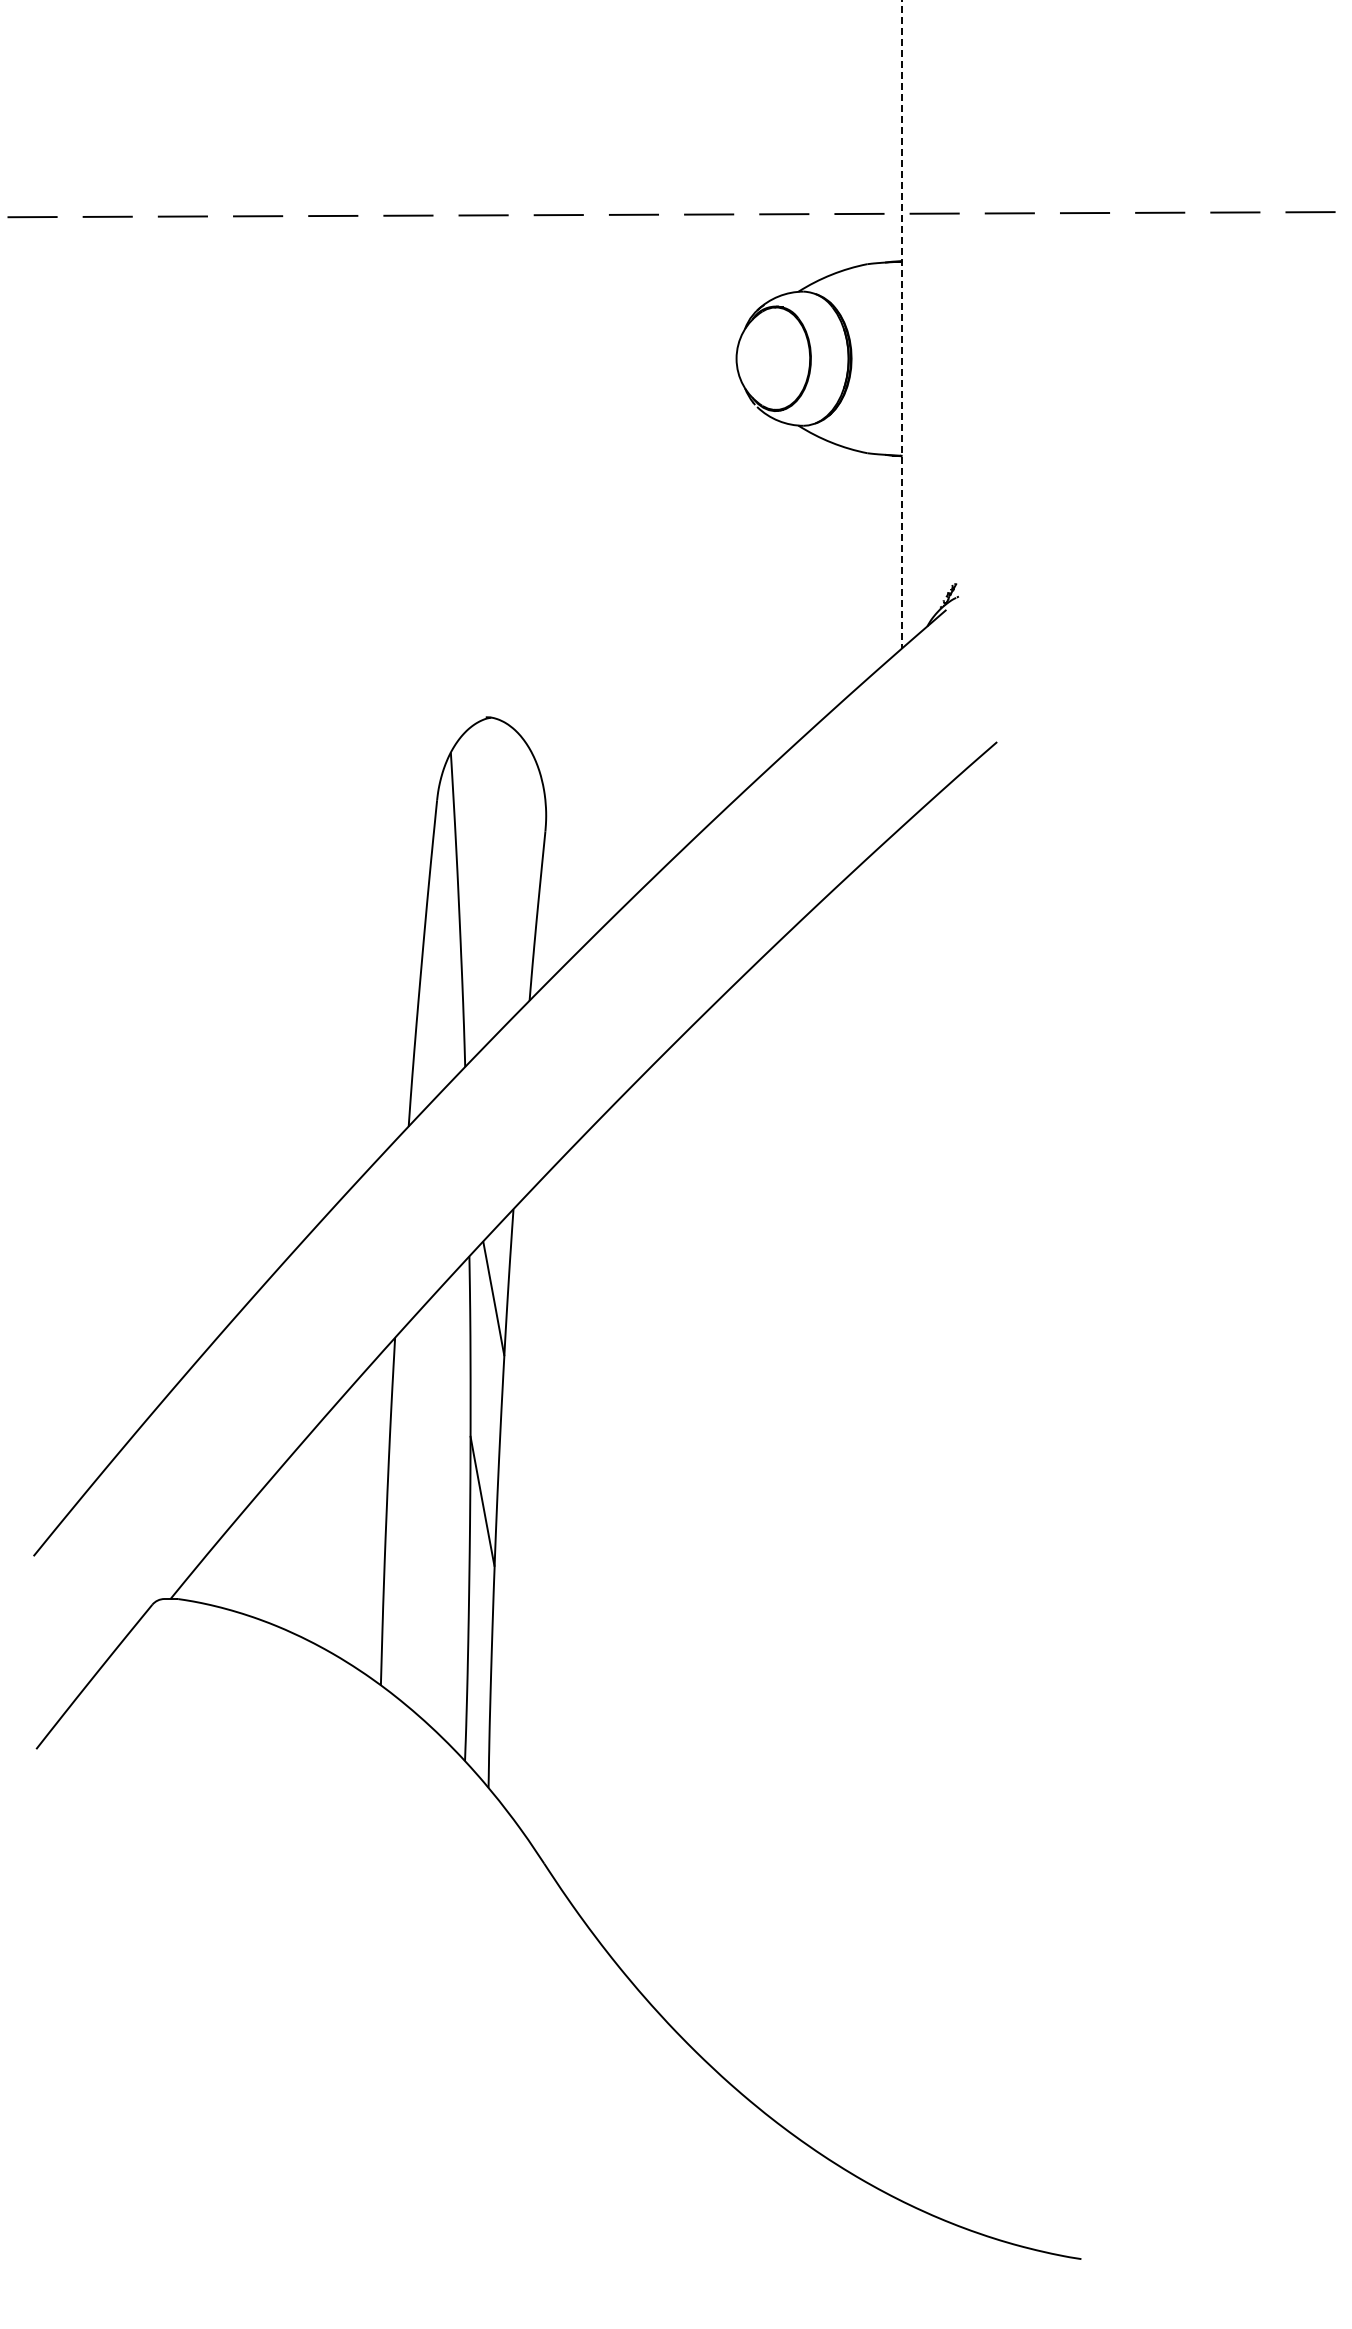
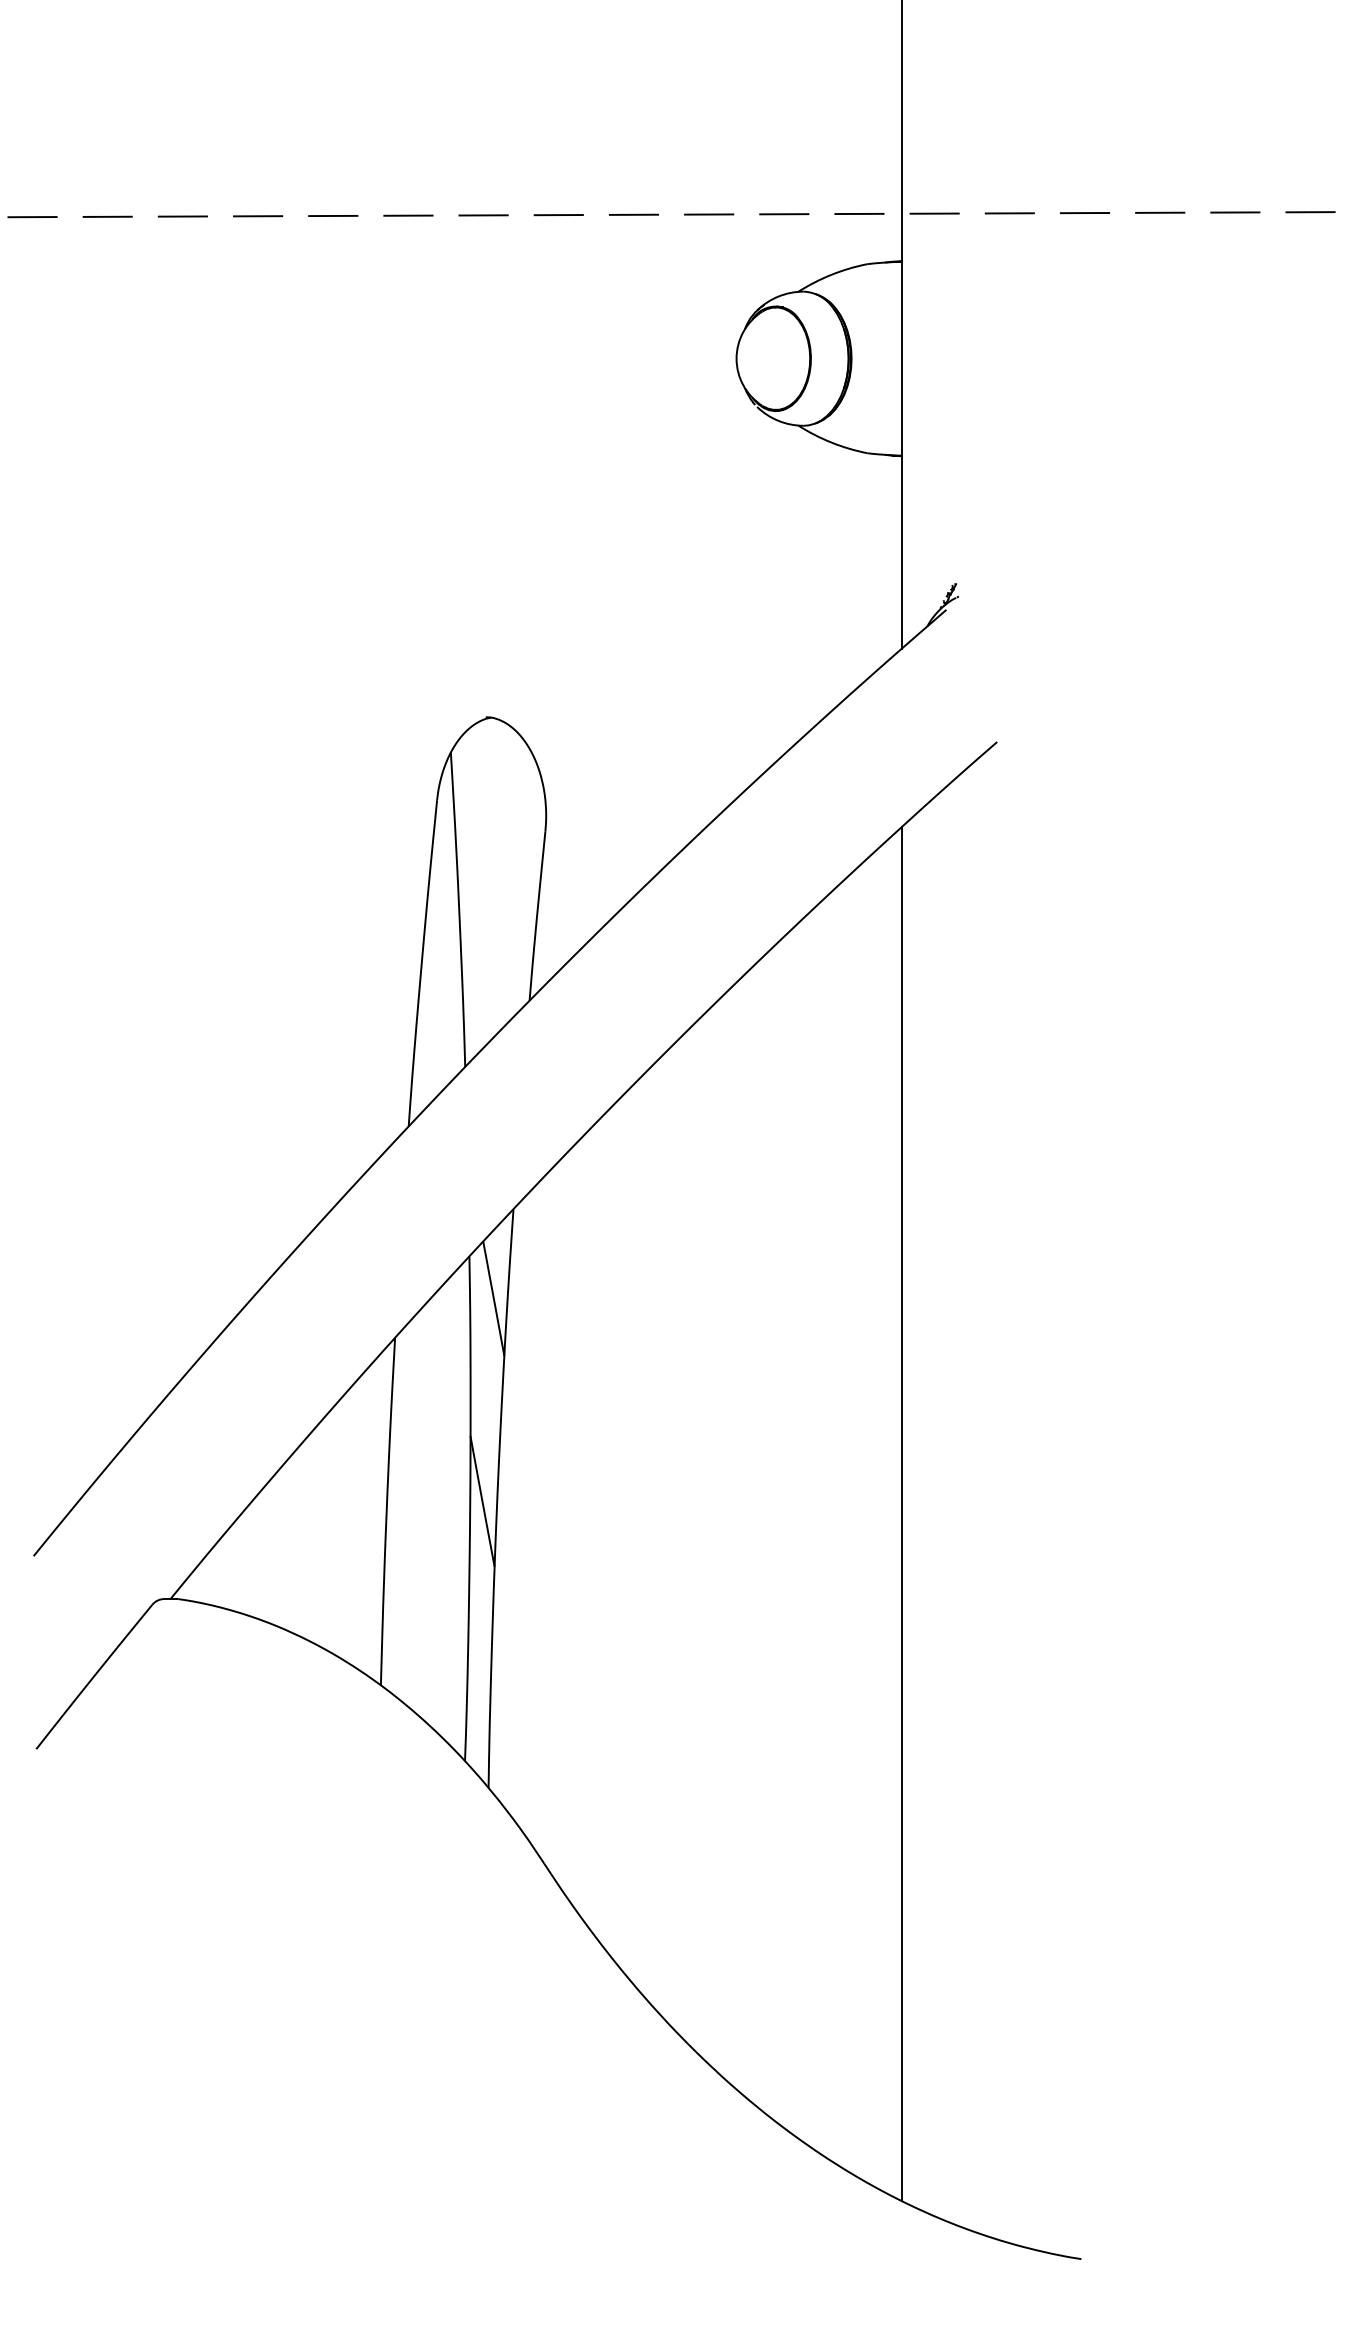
line: dashed -> solid (901, 324)
line: none -> present (901, 1514)
